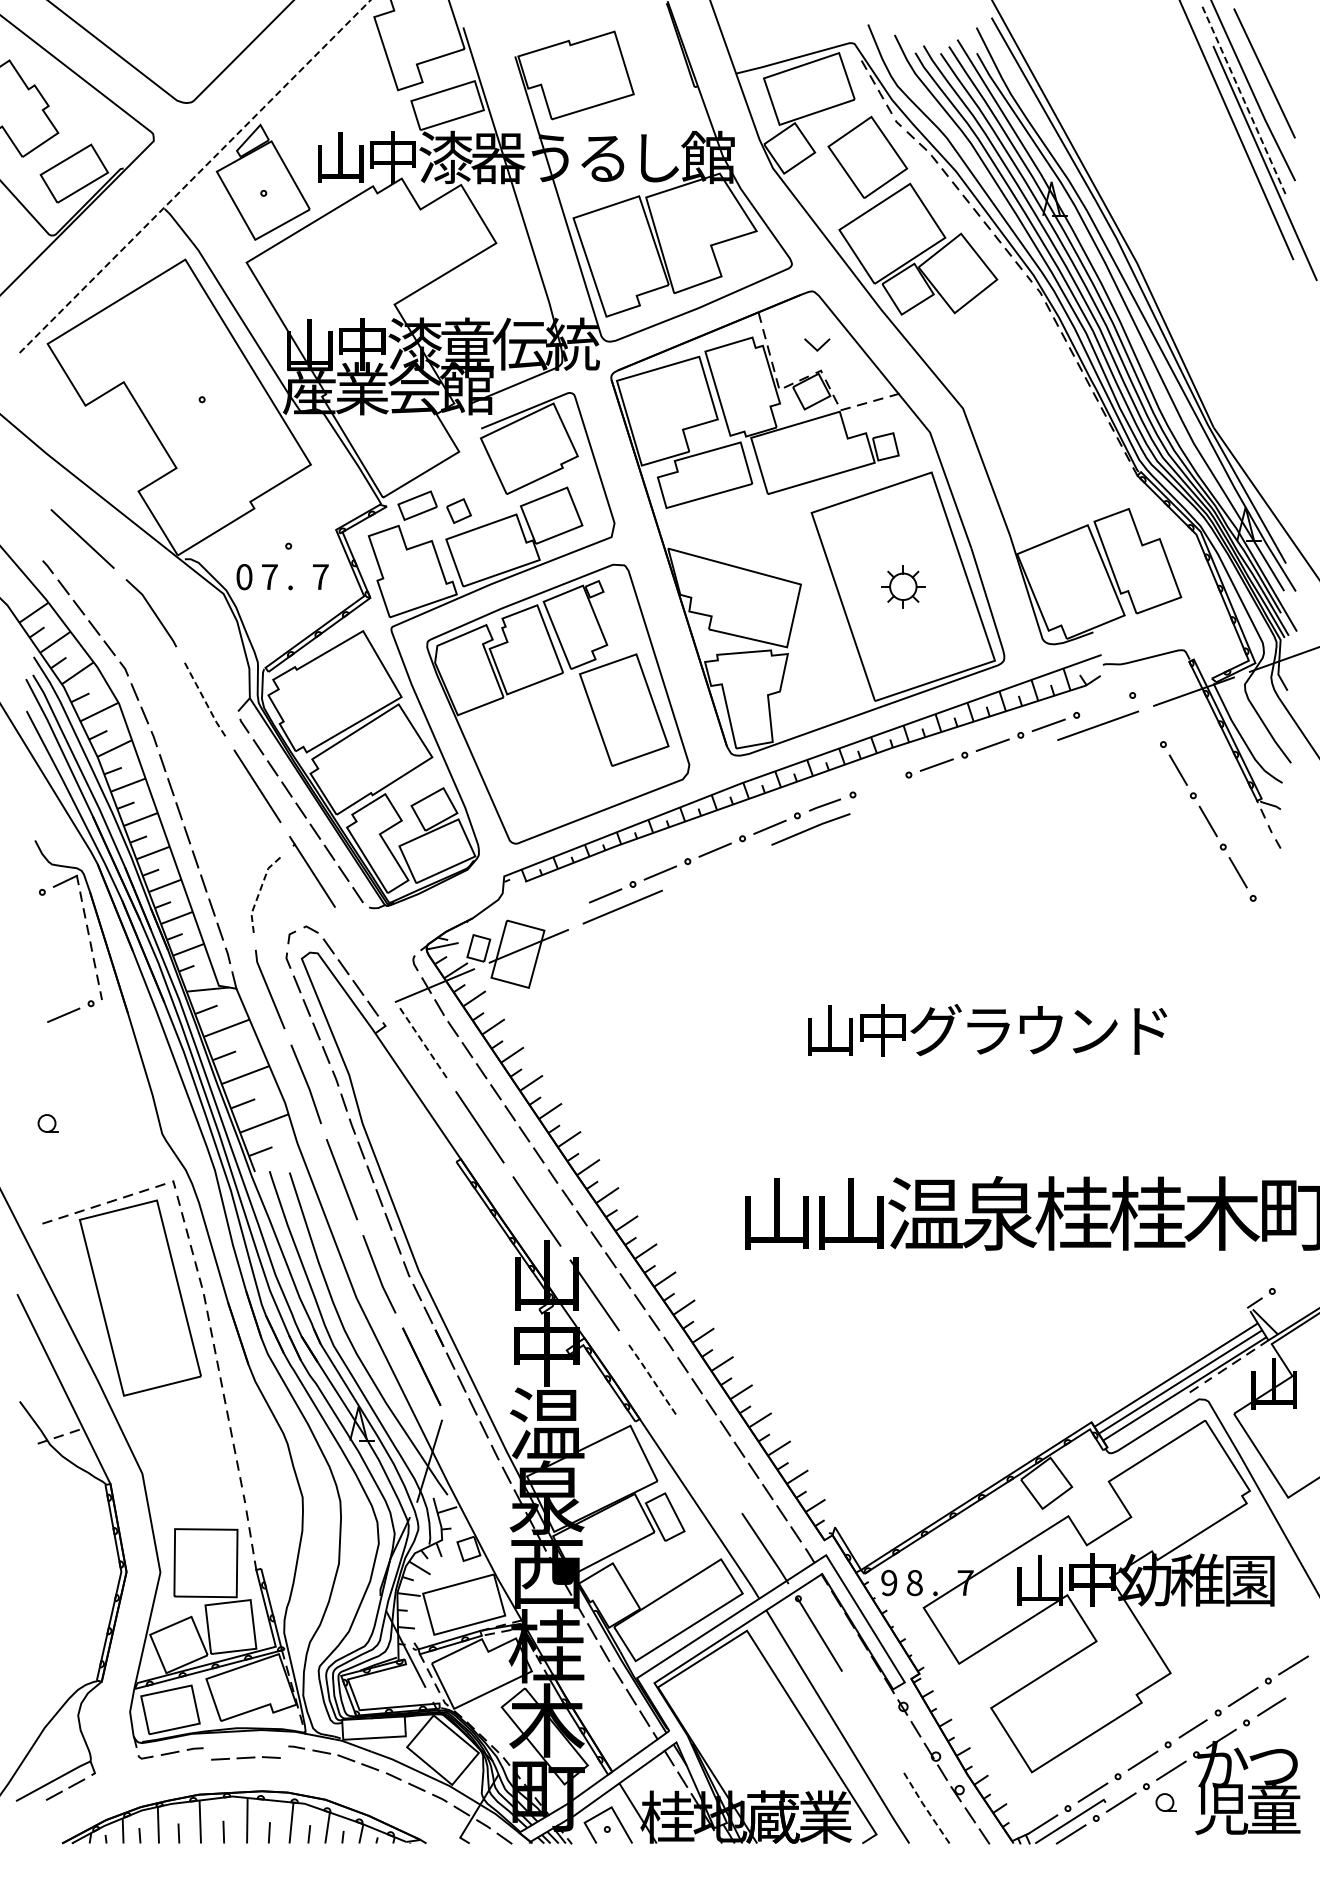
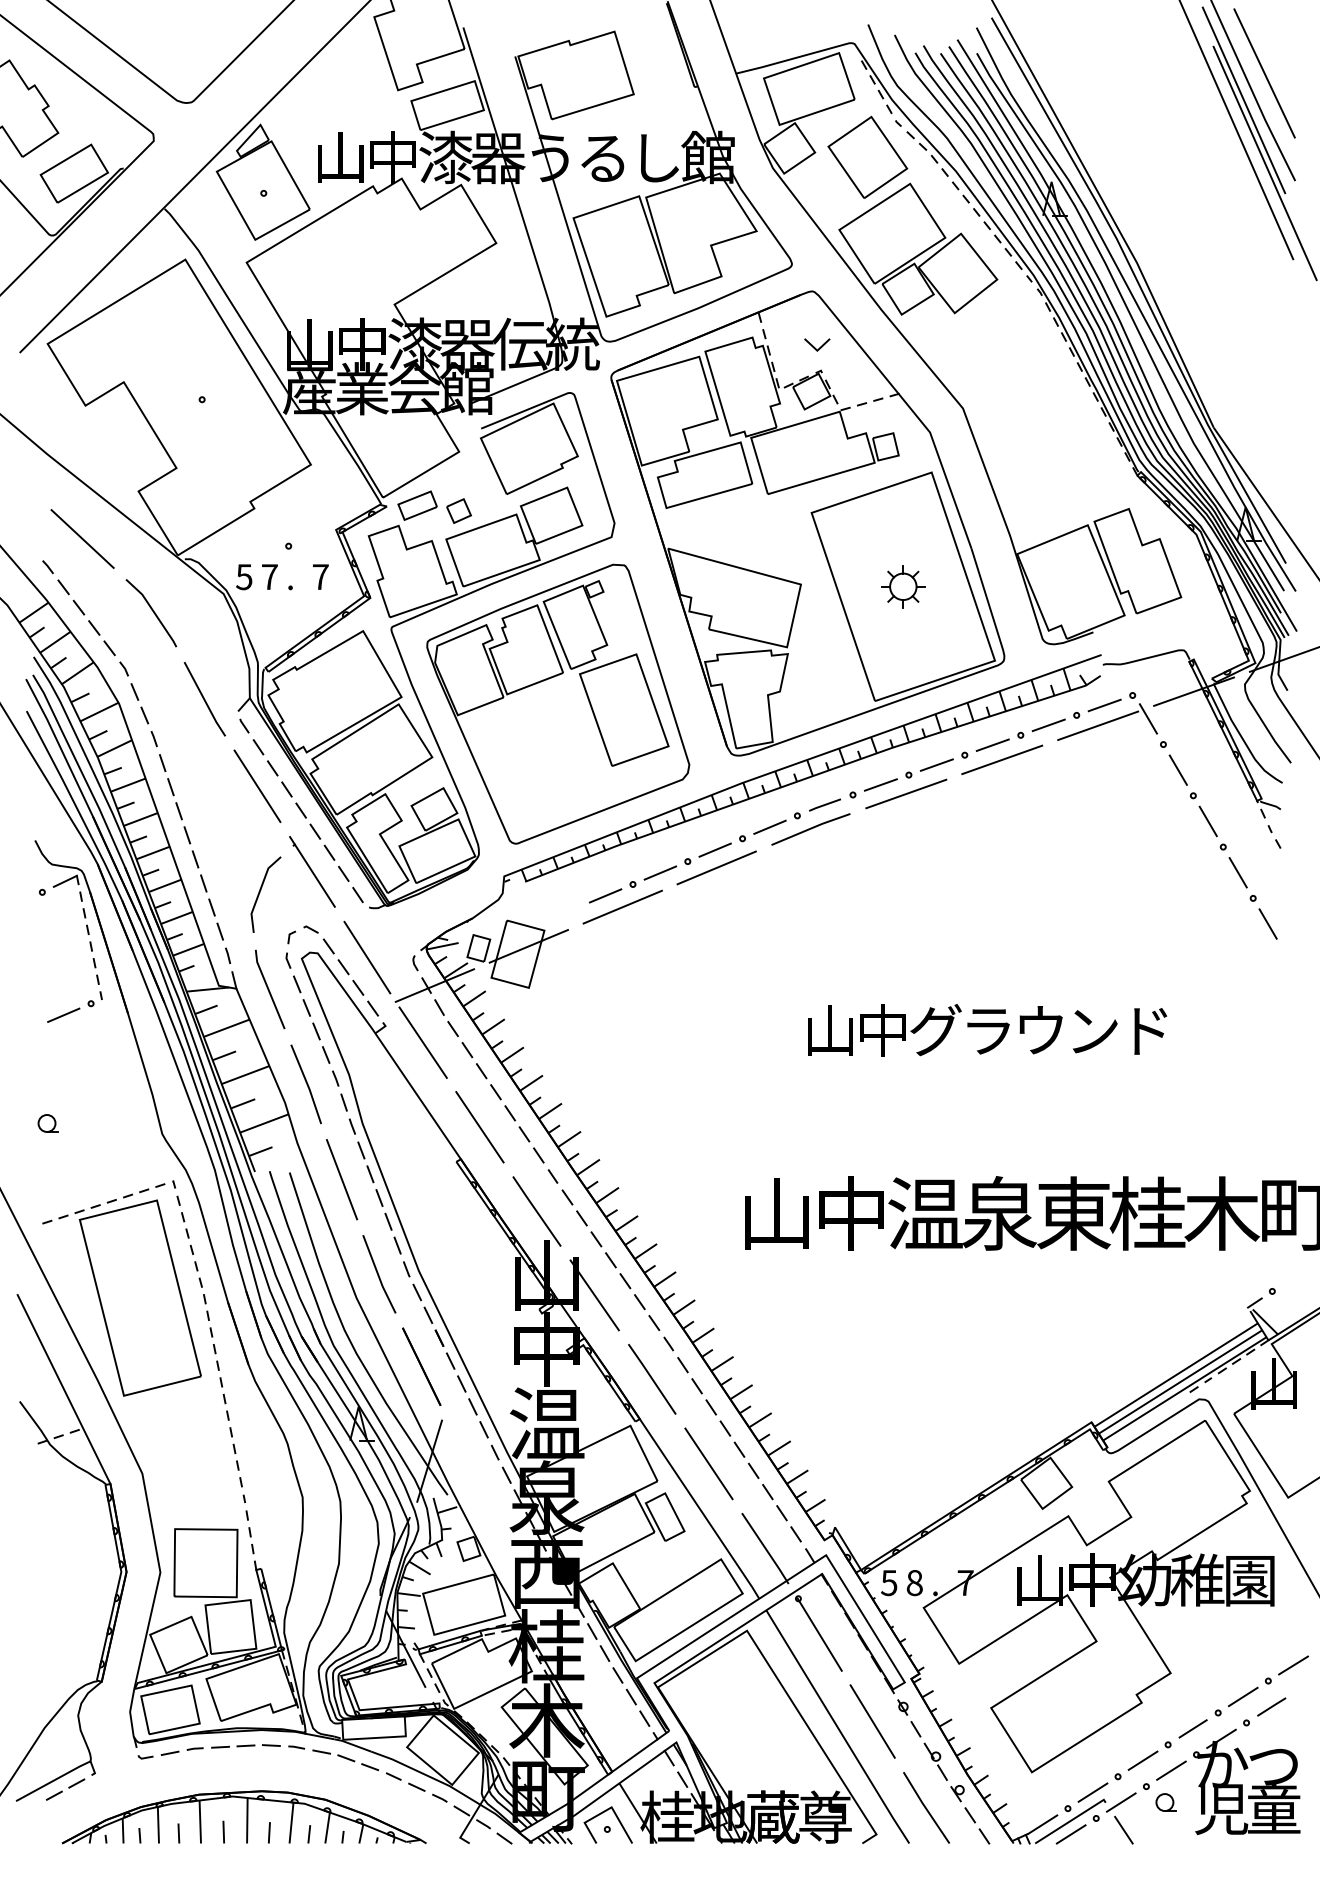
line: dashed -> solid (1244, 100)
line: dashed -> solid (195, 175)
text: 童 -> 器 (467, 343)
text: 0 -> 5 (244, 577)
line: dashed -> solid (204, 699)
line: none -> present (1104, 705)
line: none -> present (1147, 718)
line: none -> present (1002, 759)
line: none -> present (880, 784)
line: none -> present (906, 793)
line: none -> present (716, 867)
line: dashed -> solid (259, 891)
line: none -> present (1267, 923)
line: none -> present (367, 957)
line: dashed -> solid (422, 1042)
text: 山 -> 中 (851, 1213)
text: 桂 -> 東 (1073, 1213)
line: dashed -> solid (651, 1378)
line: none -> present (708, 1463)
text: 9 -> 5 (889, 1582)
line: none -> present (872, 1721)
part position: (245, 1758) -> (245, 1746) (245, 1746)
line: dashed -> solid (925, 1807)
text: 業 -> 尊 (825, 1816)
line: none -> present (1123, 1829)
